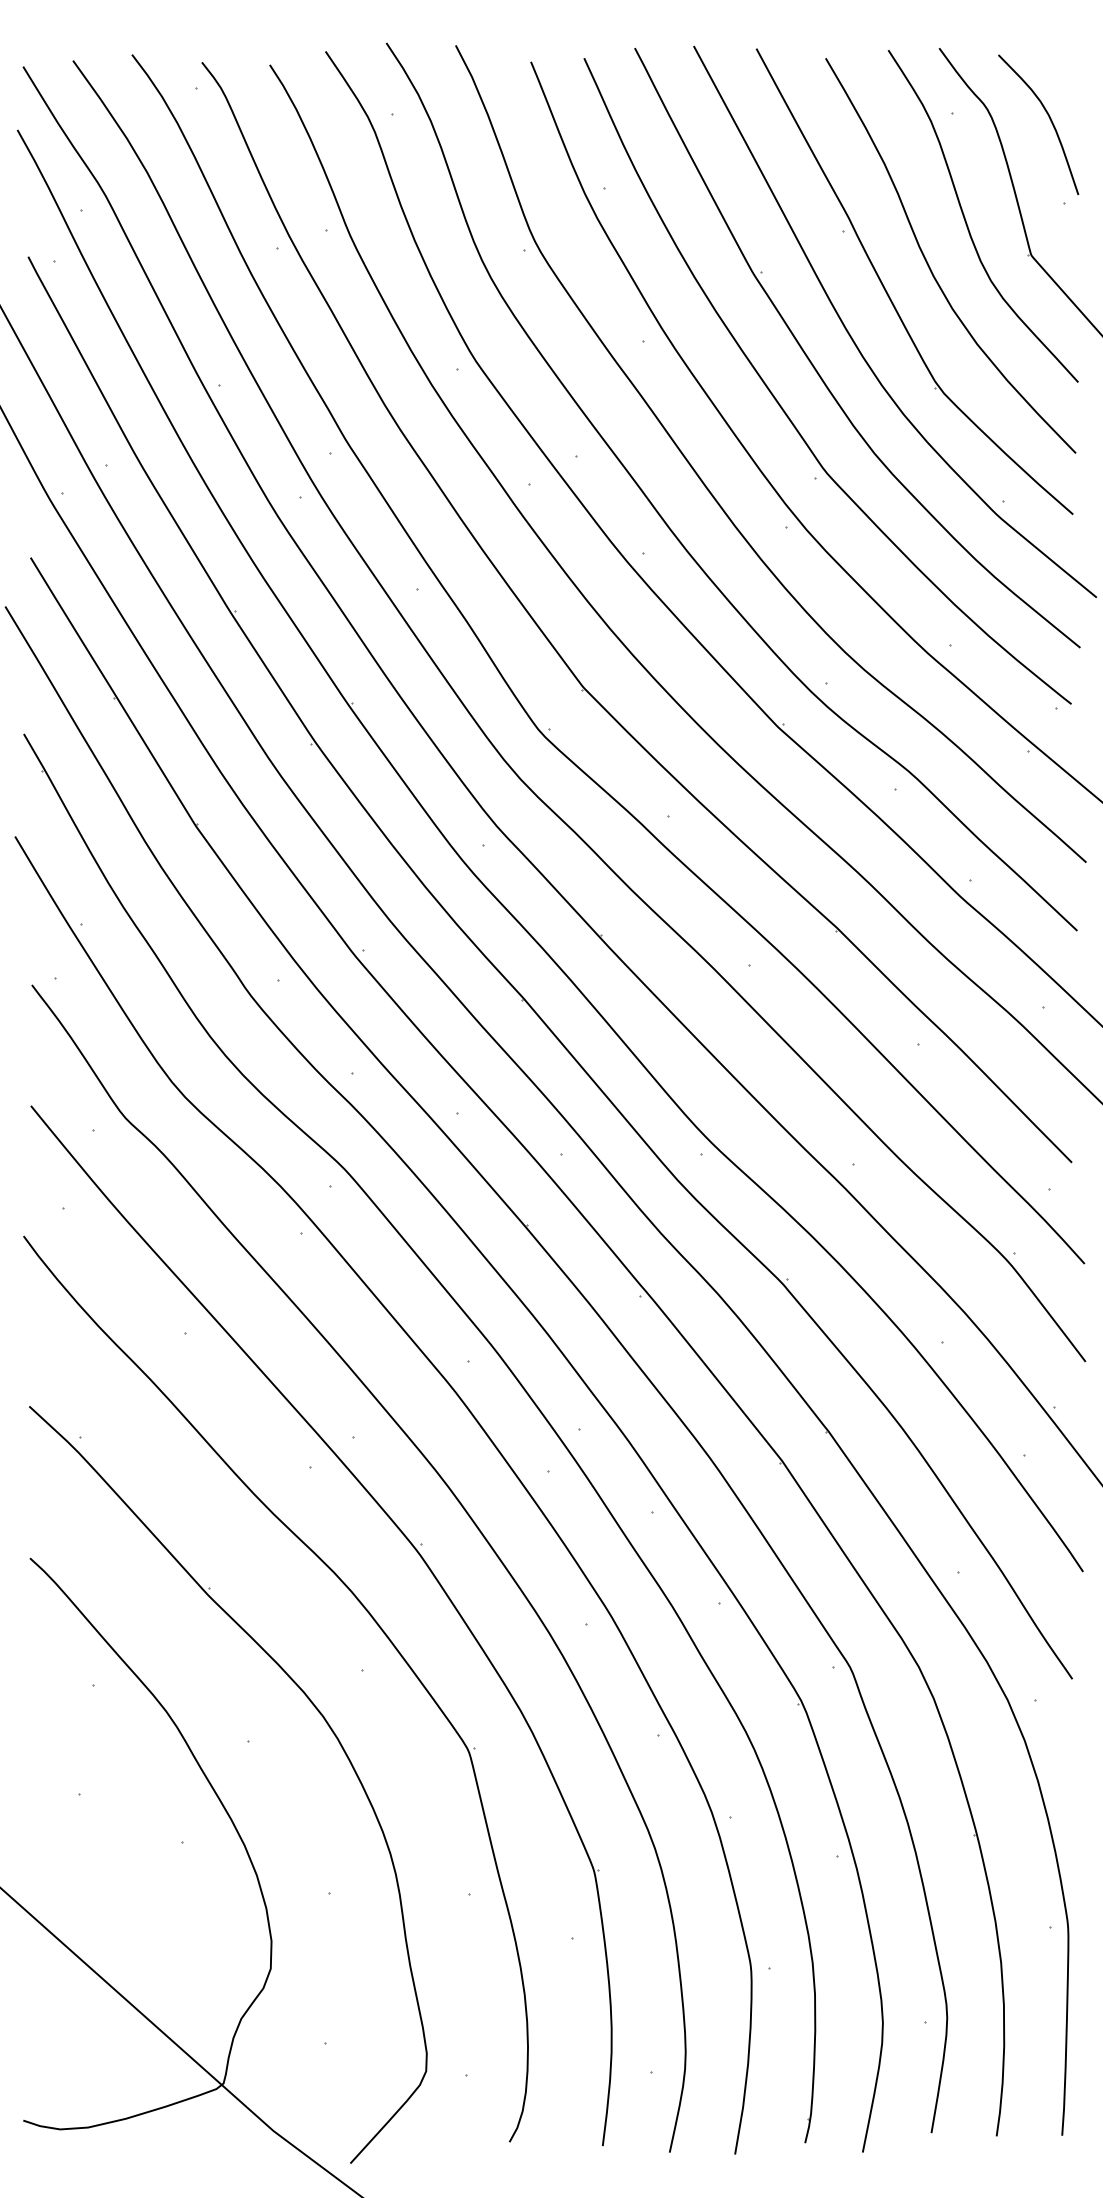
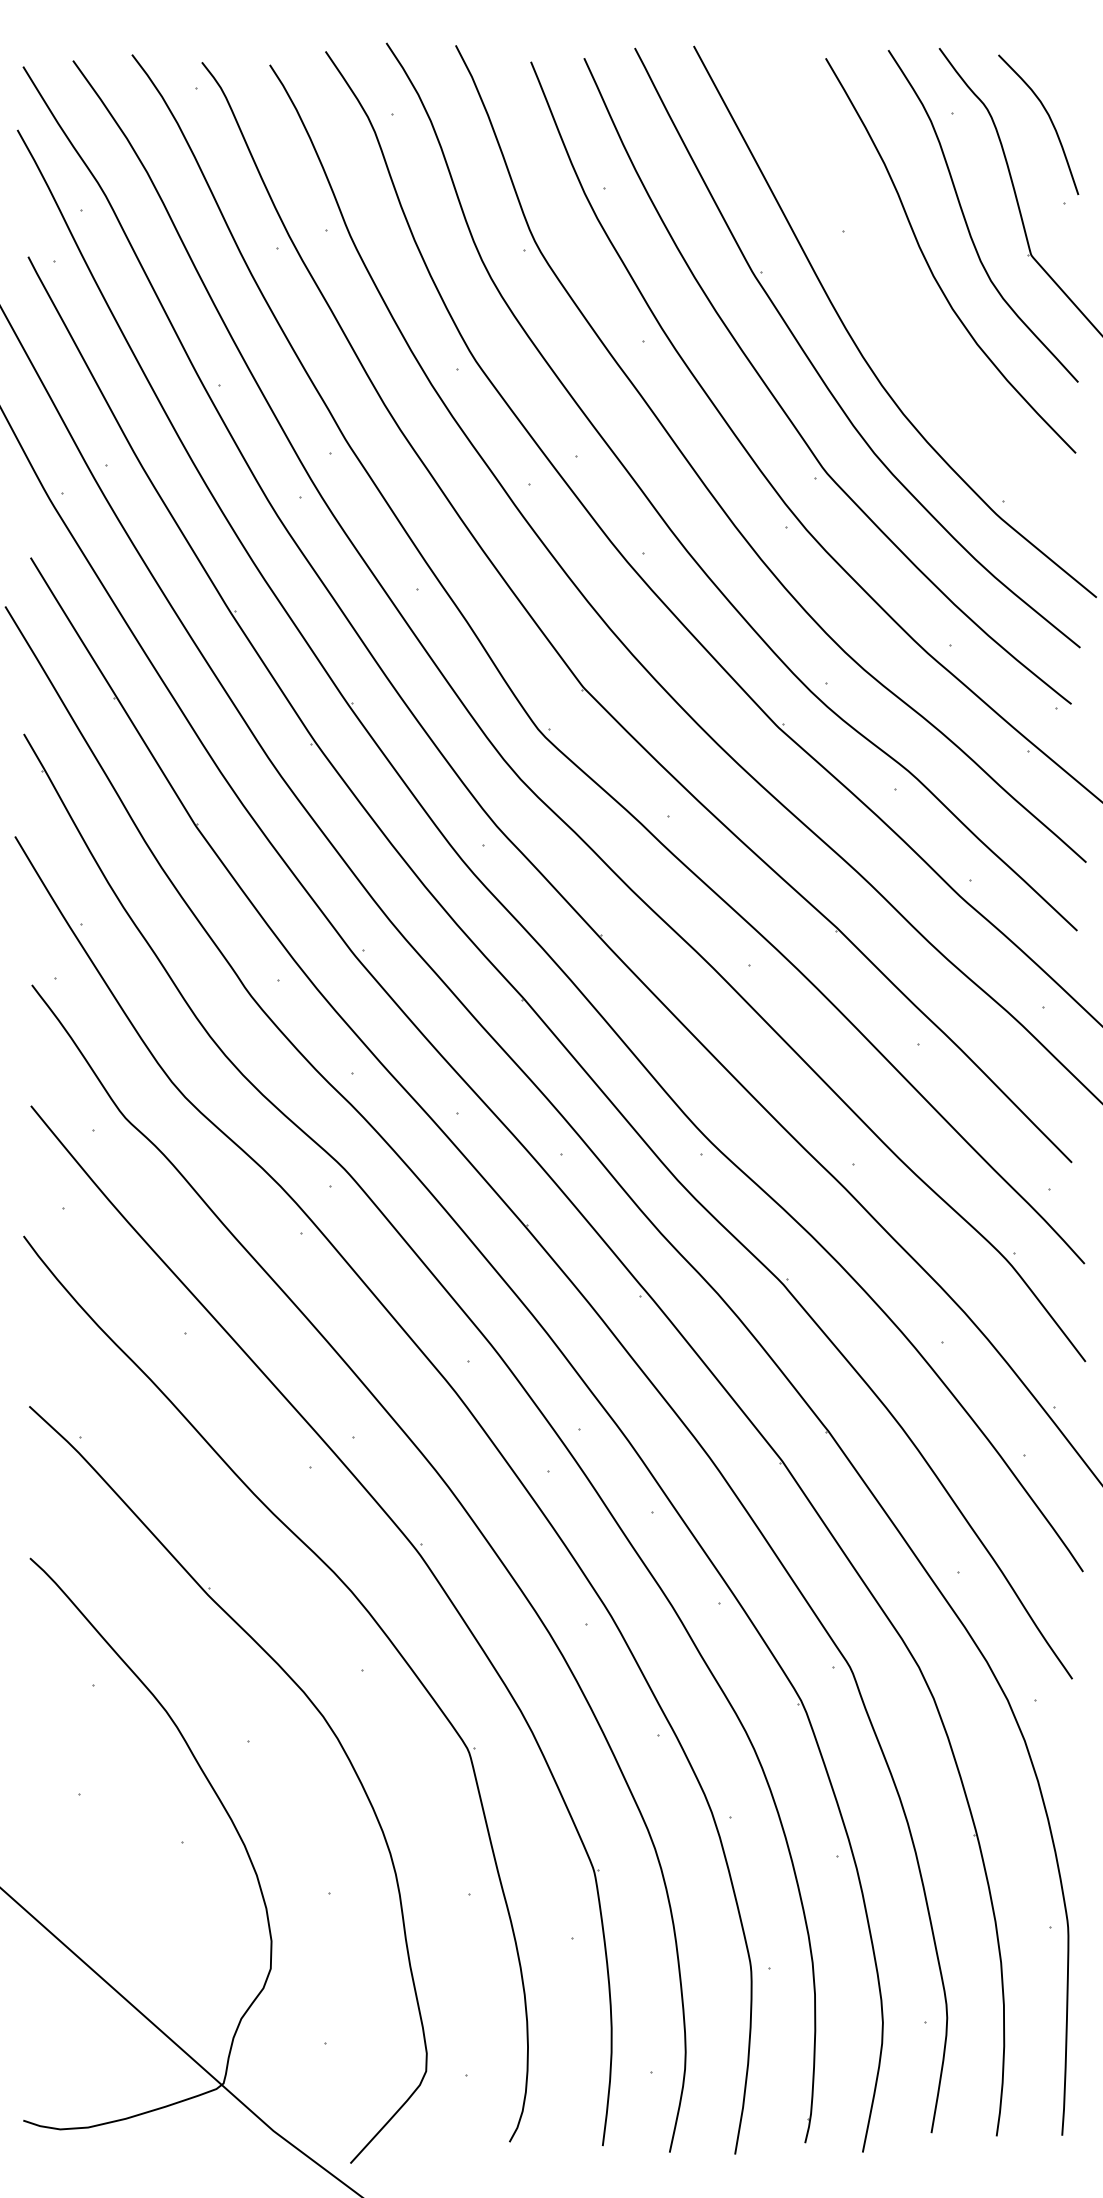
part: present -> none (888, 293)
